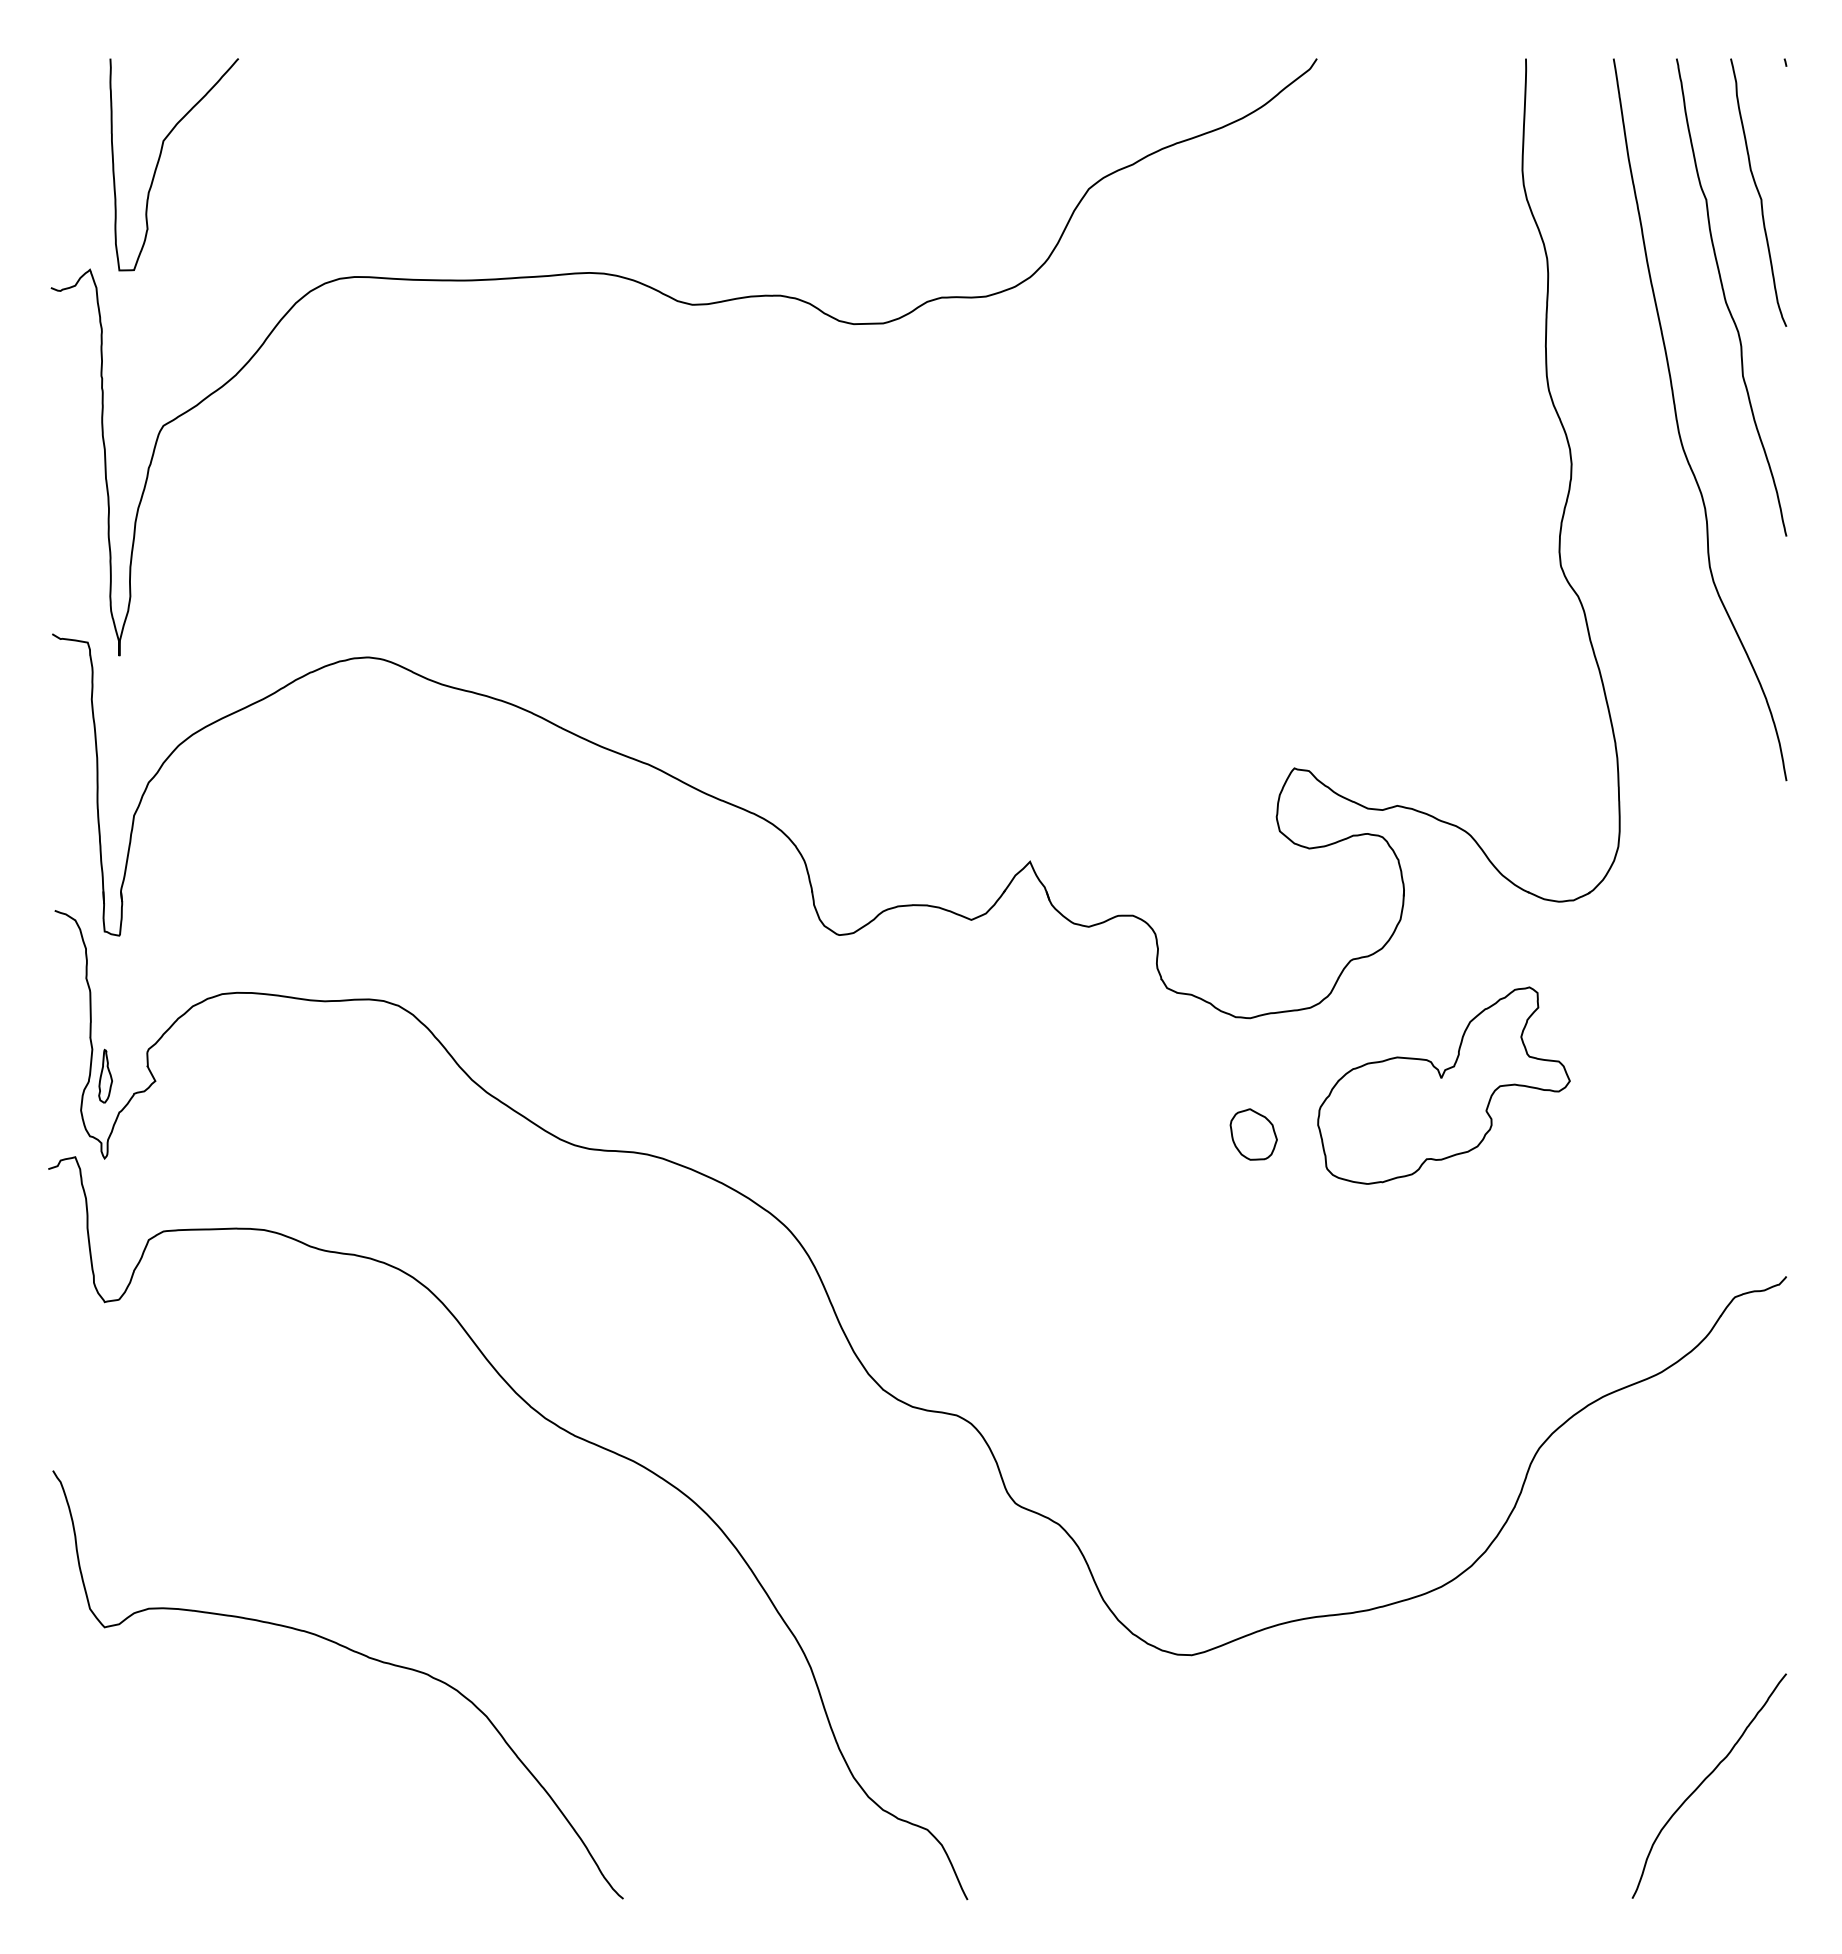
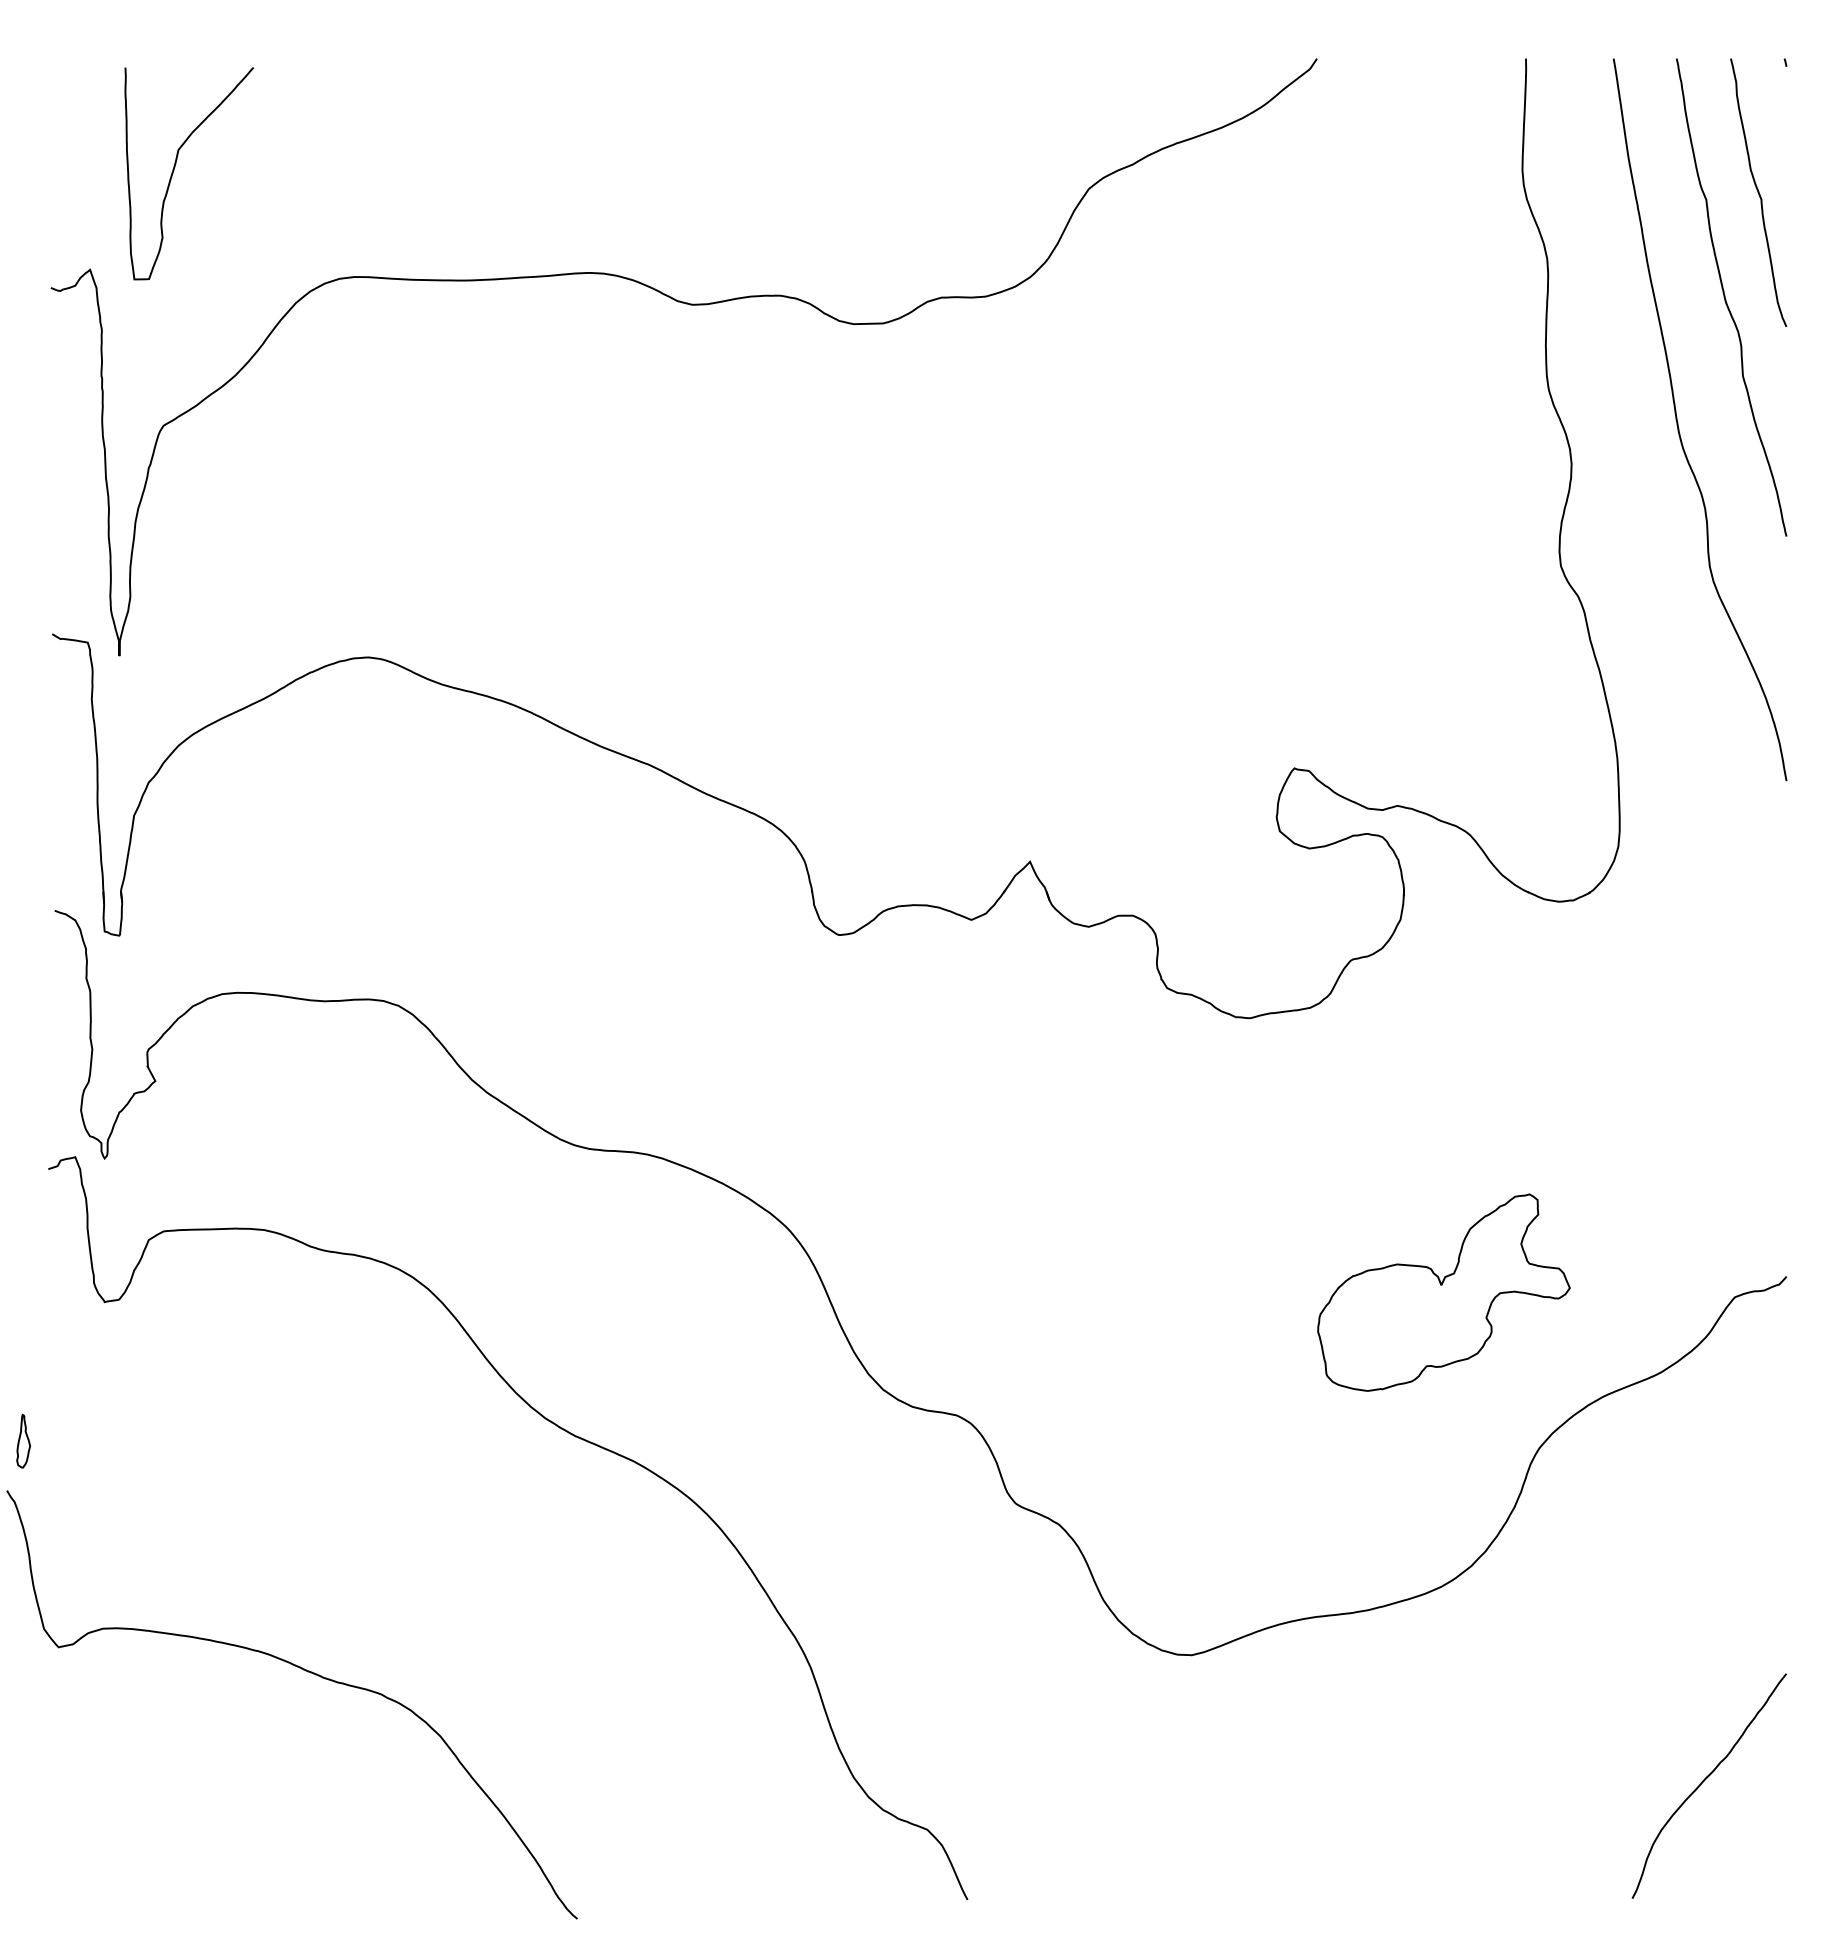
curve position: (160, 158) -> (175, 167) (175, 167)
part position: (105, 1075) -> (23, 1440) (23, 1440)
part position: (1443, 1085) -> (1443, 1292) (1443, 1292)
part: present -> none (1253, 1134)
curve position: (353, 1652) -> (307, 1672) (307, 1672)
